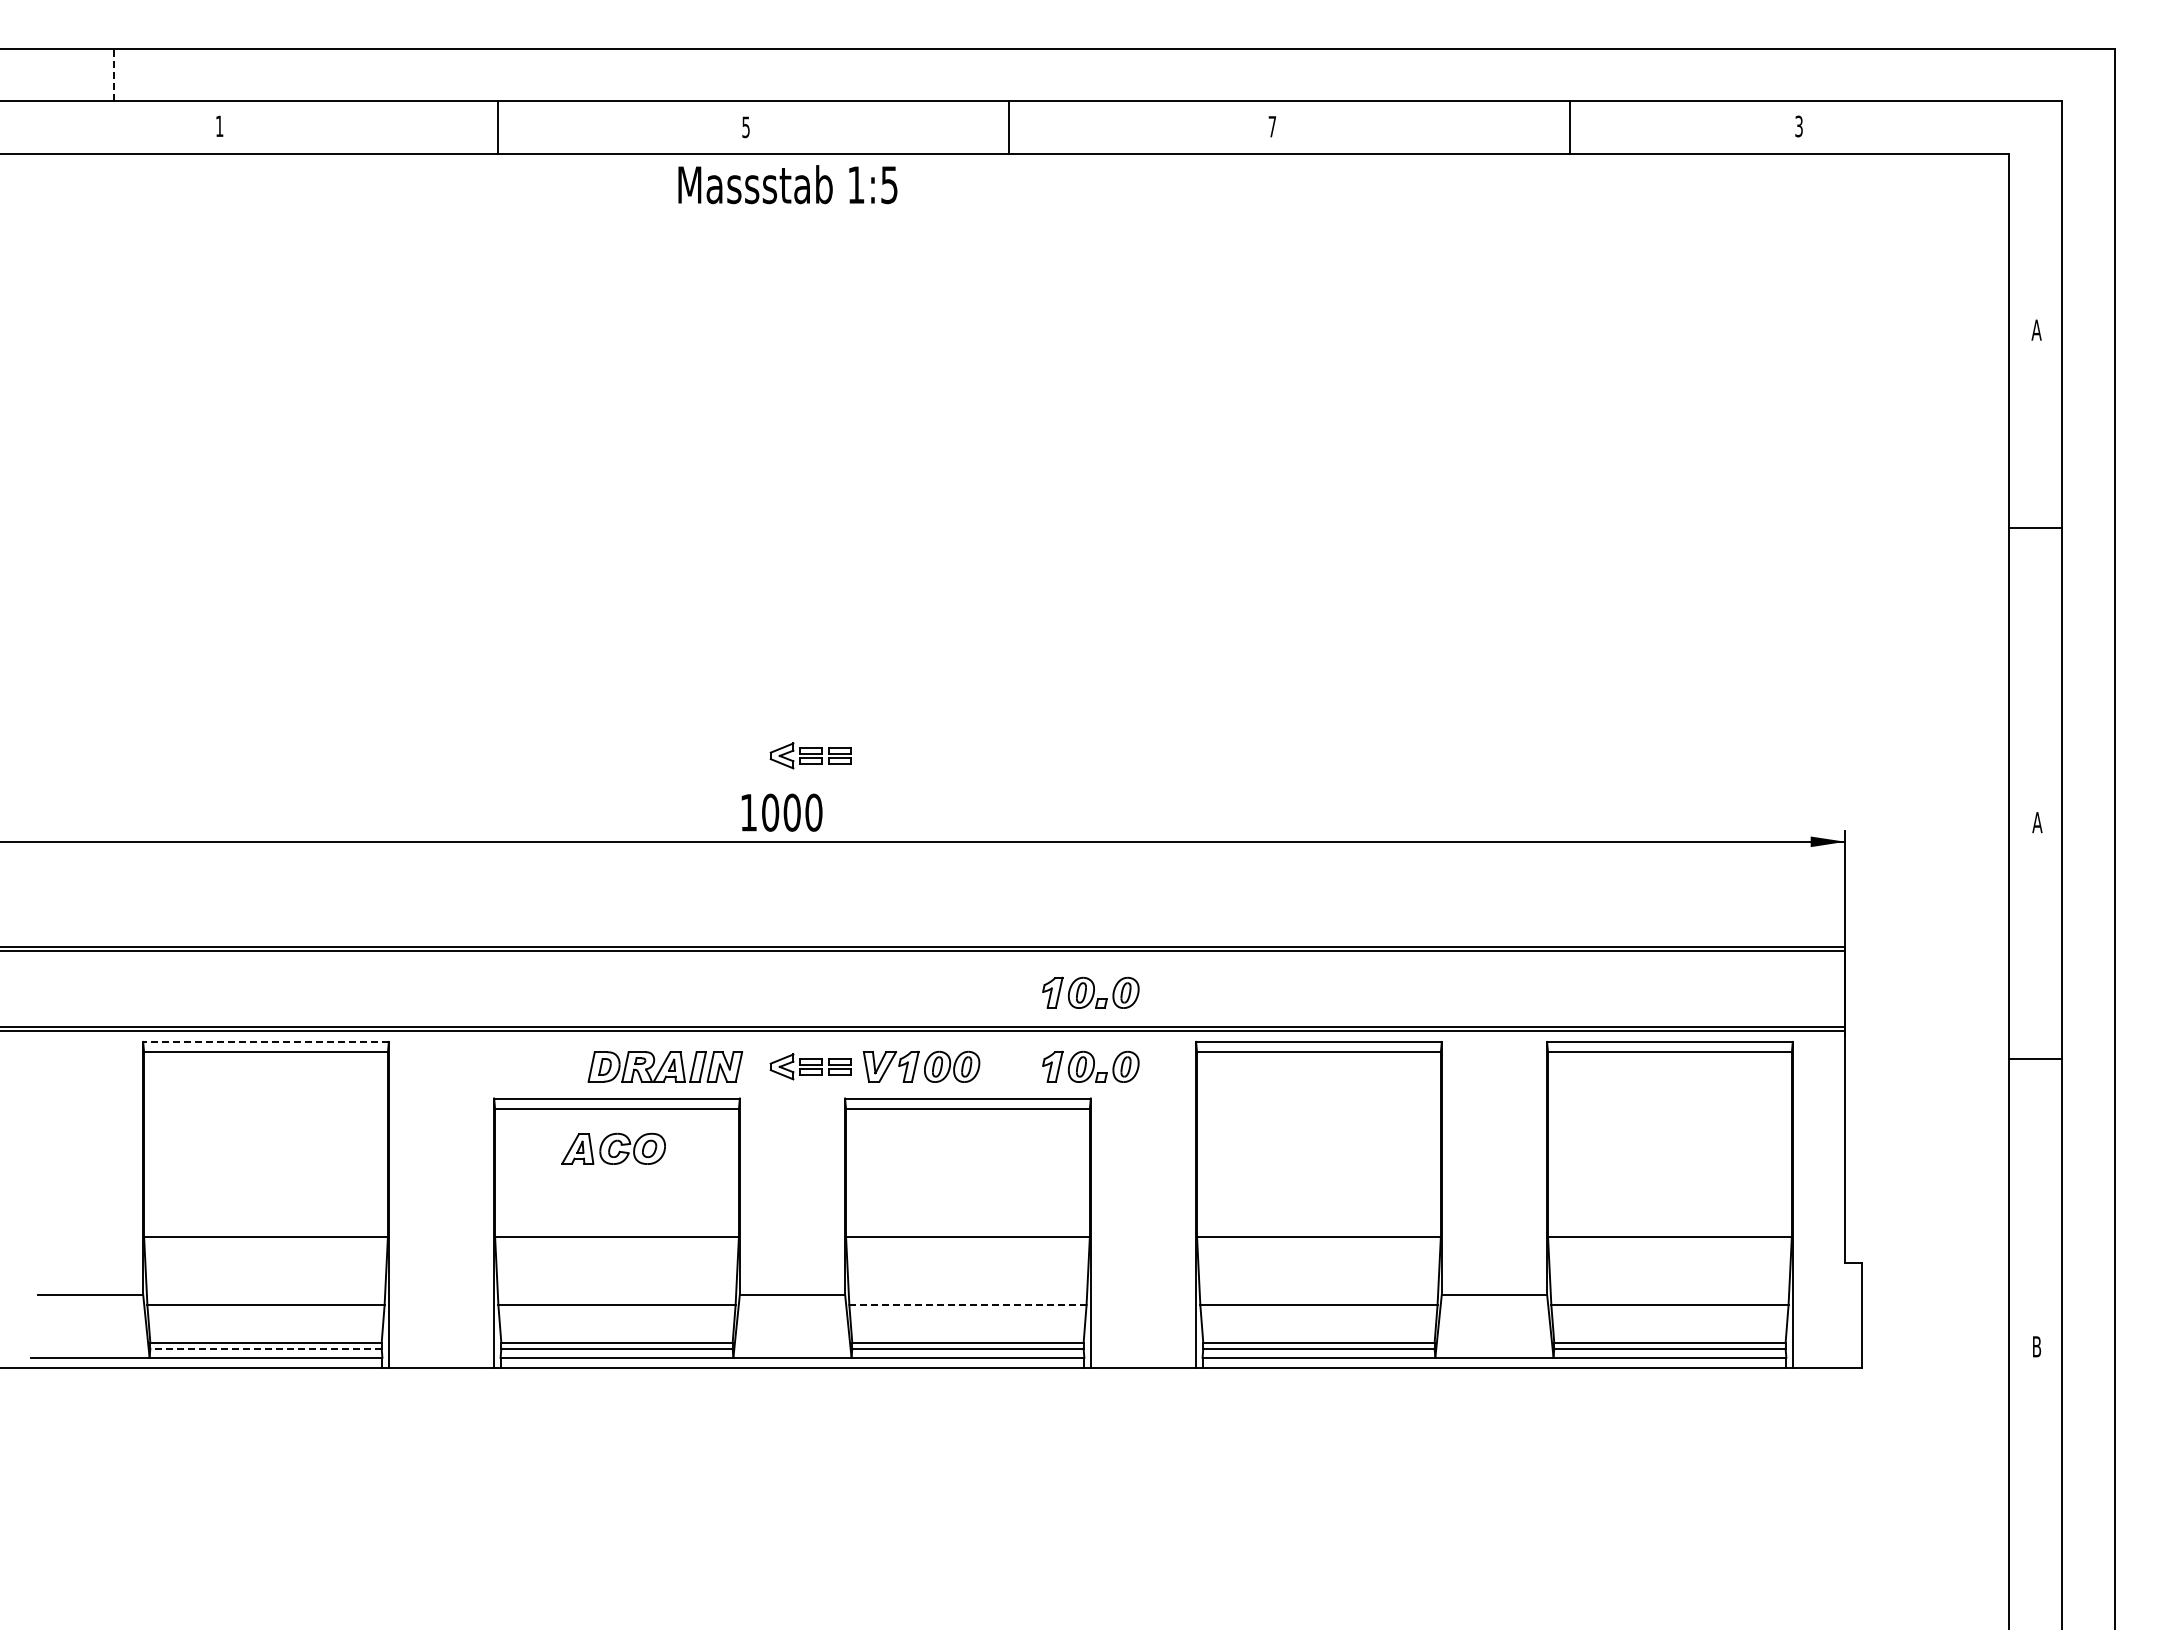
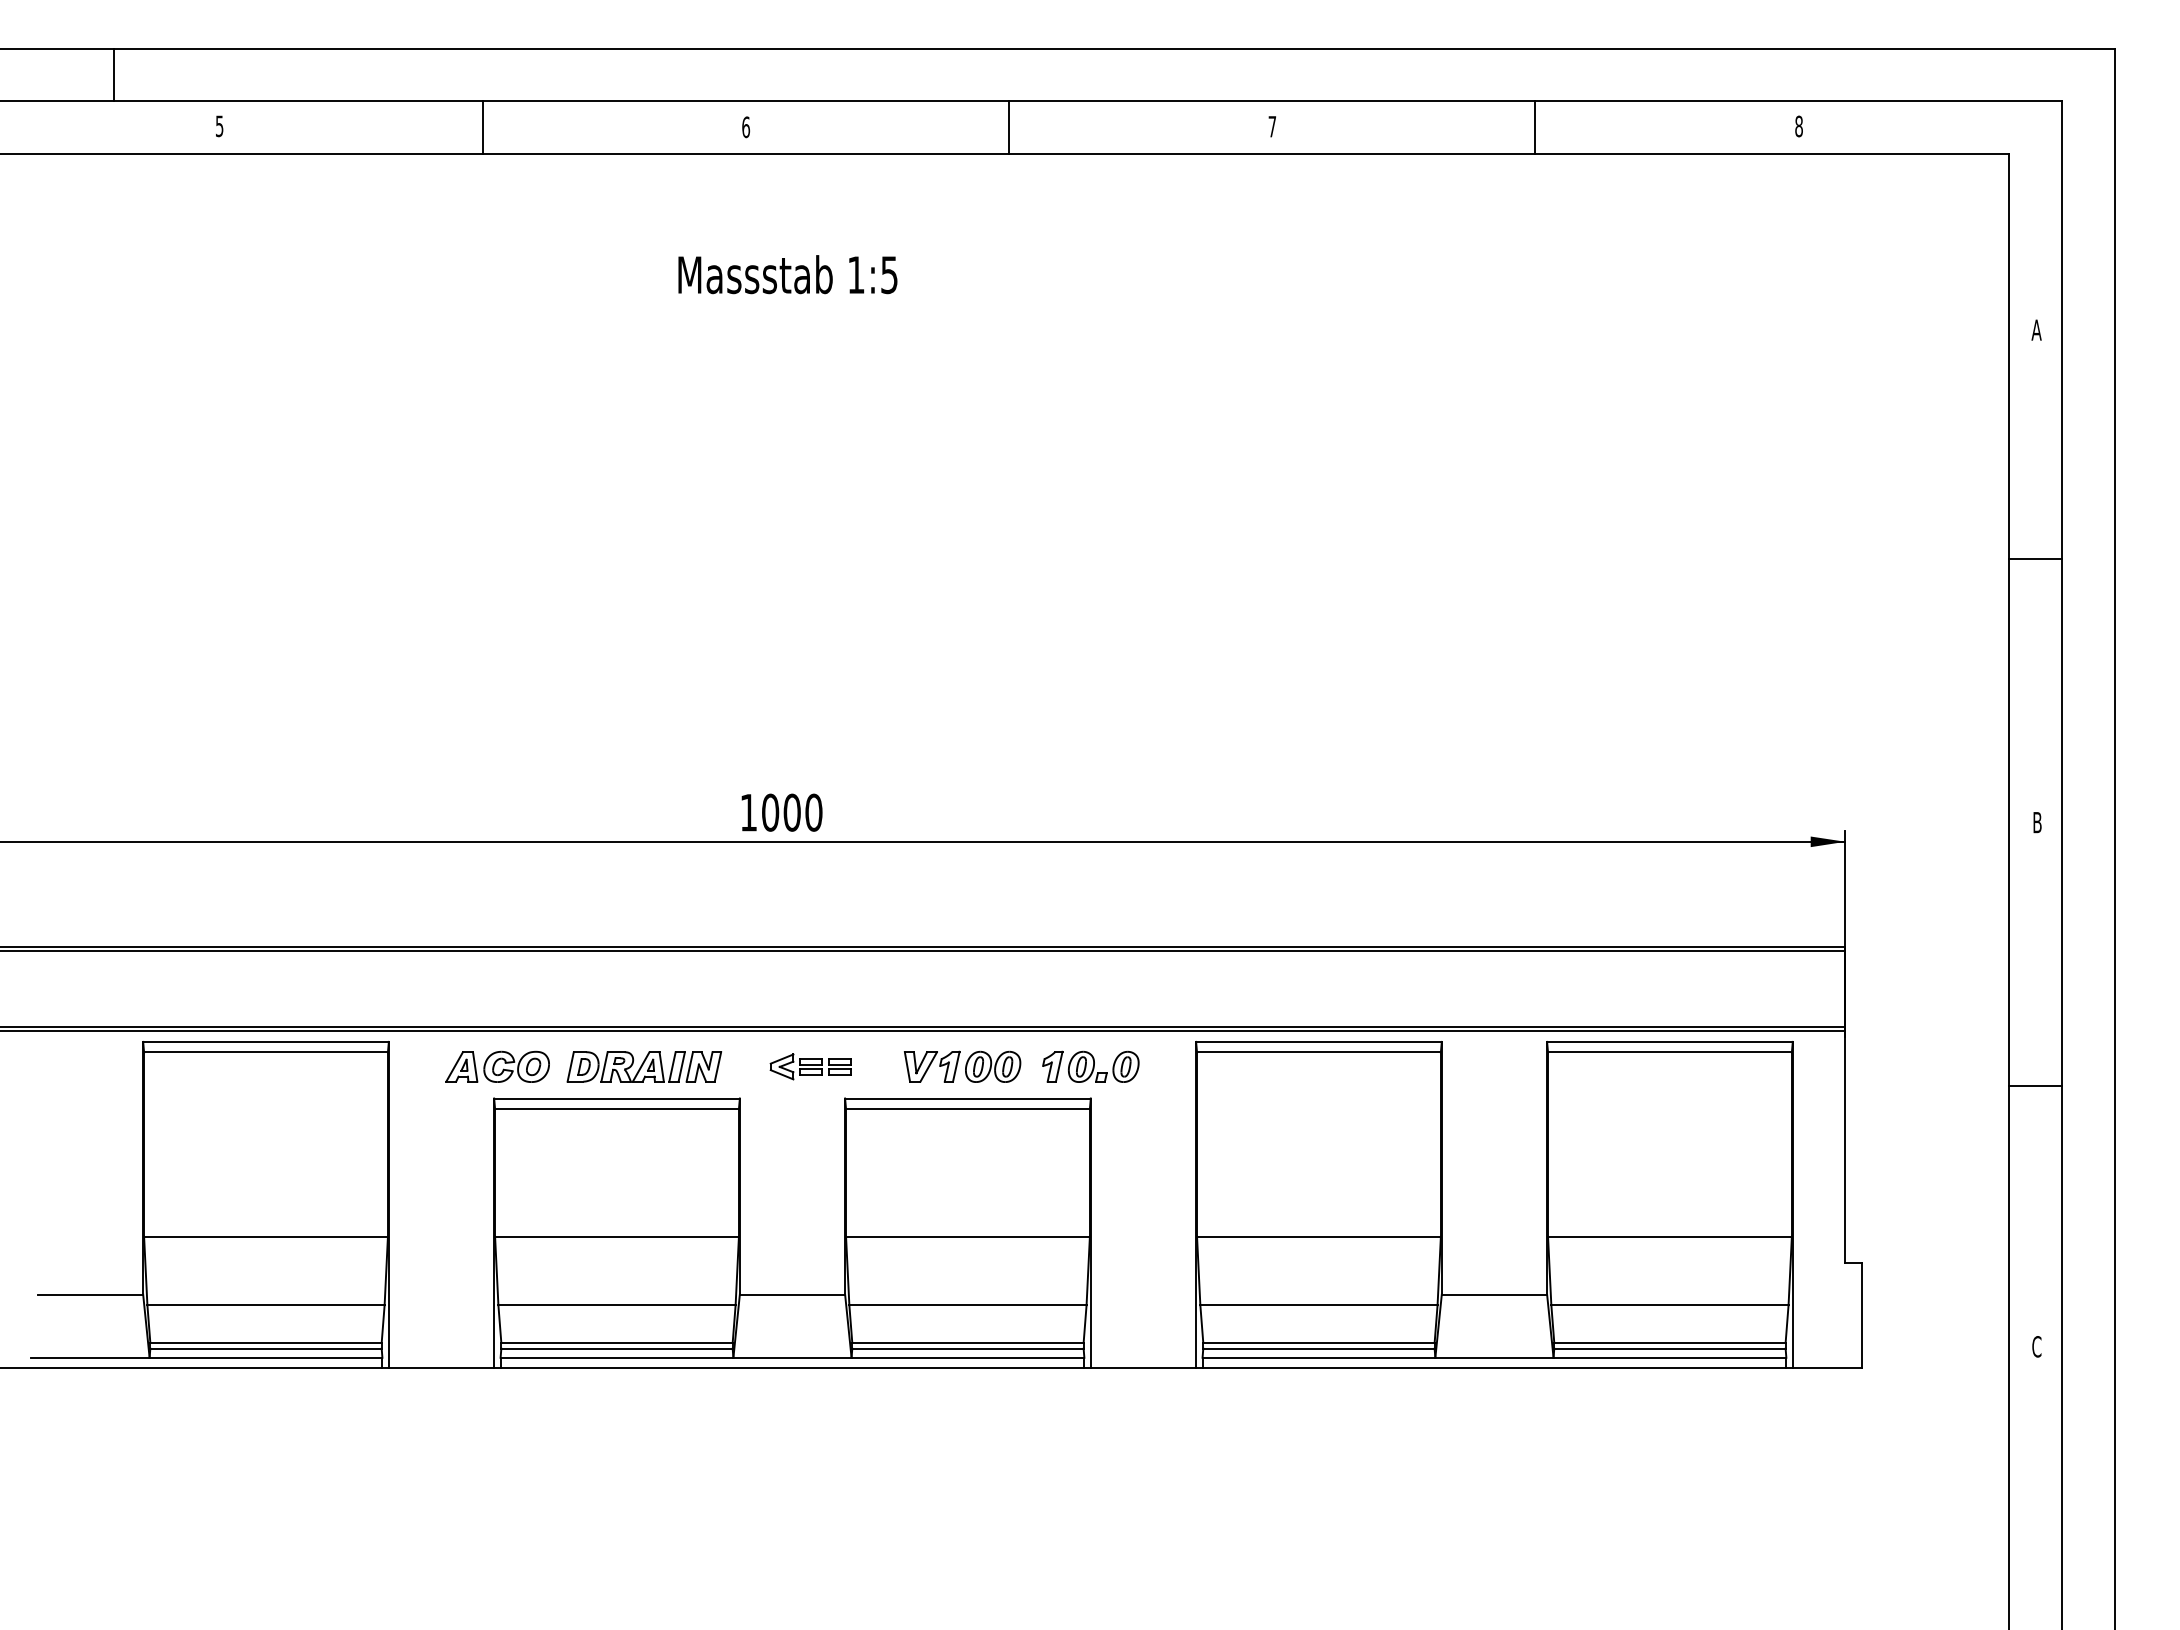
line: dashed -> solid (113, 74)
text: 1 -> 5 (219, 126)
text: 3 -> 8 (1798, 126)
line position: (497, 127) -> (482, 127) (482, 127)
text: 5 -> 6 (746, 127)
line position: (1570, 127) -> (1535, 127) (1535, 127)
text position: (787, 184) -> (787, 274) (787, 274)
line position: (2035, 528) -> (2035, 559) (2035, 559)
part: present -> none (810, 755)
text: A -> B (2037, 822)
part: present -> none (1090, 992)
line: dashed -> solid (266, 1041)
line position: (2035, 1058) -> (2035, 1085) (2035, 1085)
part position: (665, 1066) -> (644, 1066) (644, 1066)
part position: (921, 1066) -> (962, 1066) (962, 1066)
part position: (613, 1148) -> (497, 1066) (497, 1066)
line: dashed -> solid (967, 1305)
text: B -> C (2036, 1346)
line: dashed -> solid (266, 1348)
